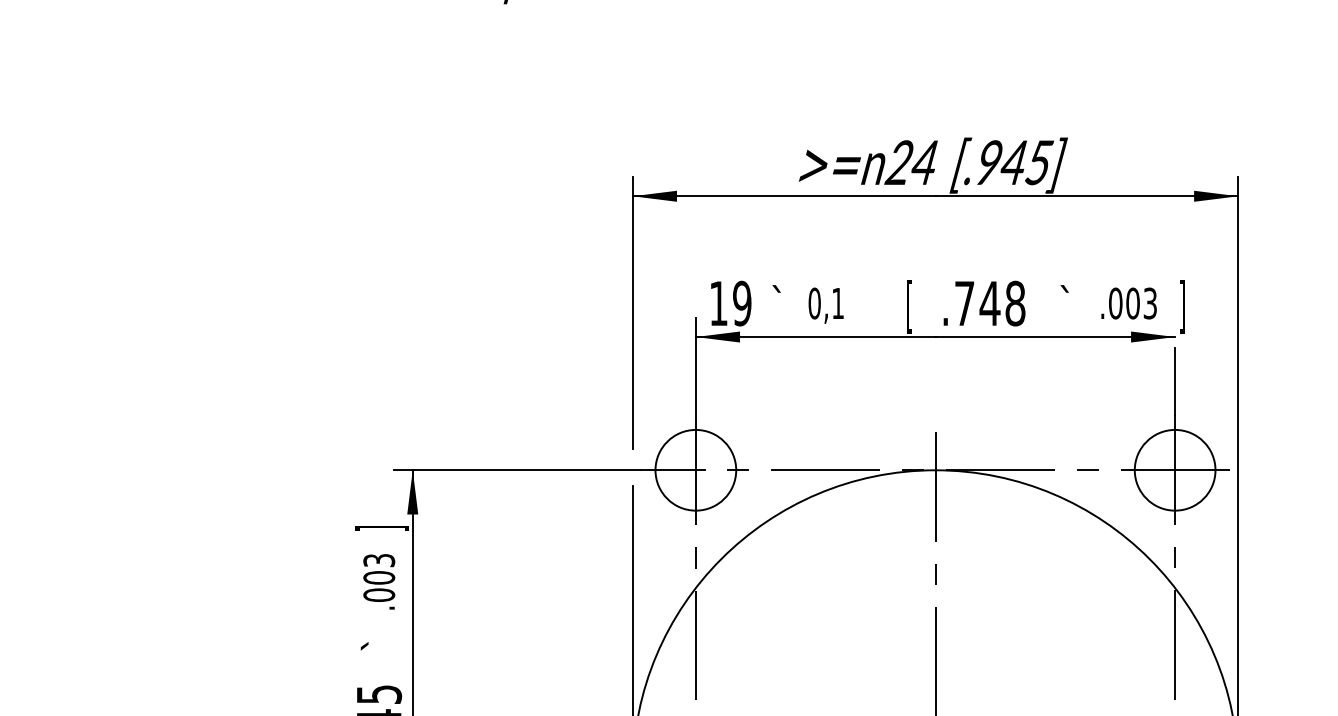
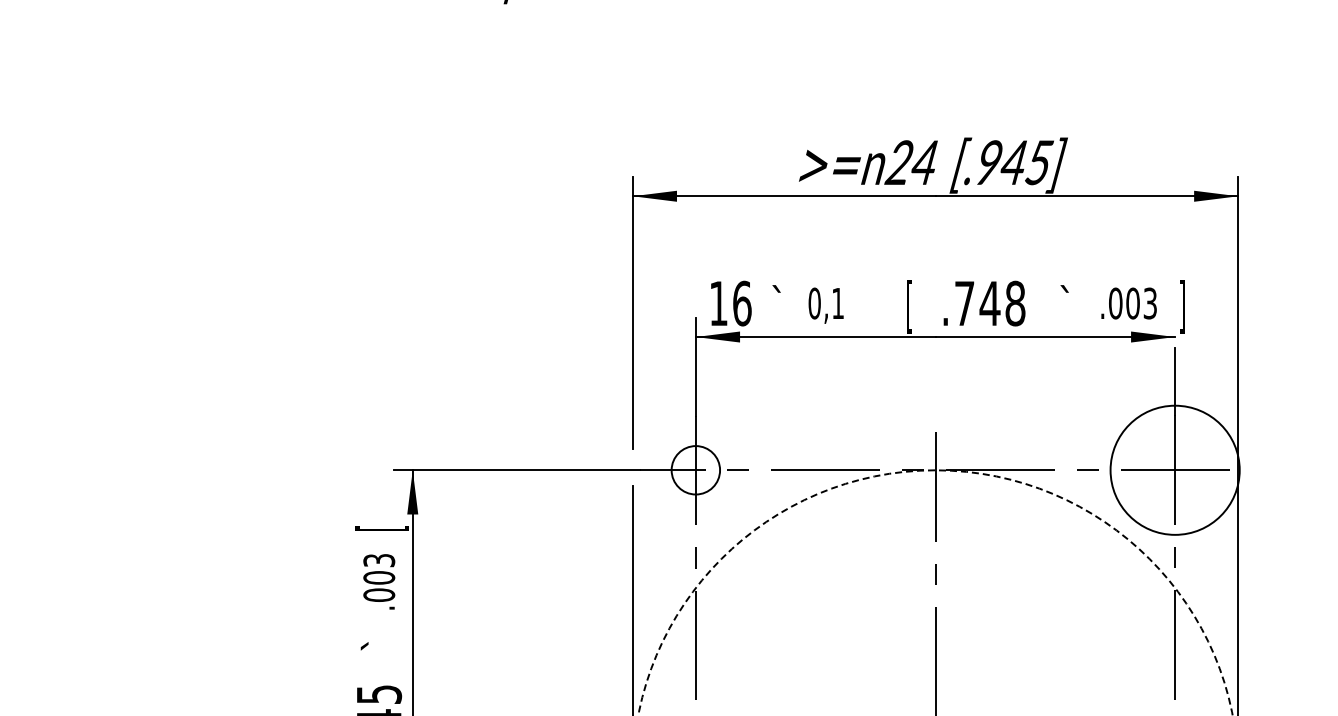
text: 19 -> 16 (742, 303)
circle diameter: 81 px -> 48 px (695, 470)
circle diameter: 81 px -> 129 px (1174, 469)
text: ] -> [ (382, 528)
circle: solid -> dashed (935, 592)
